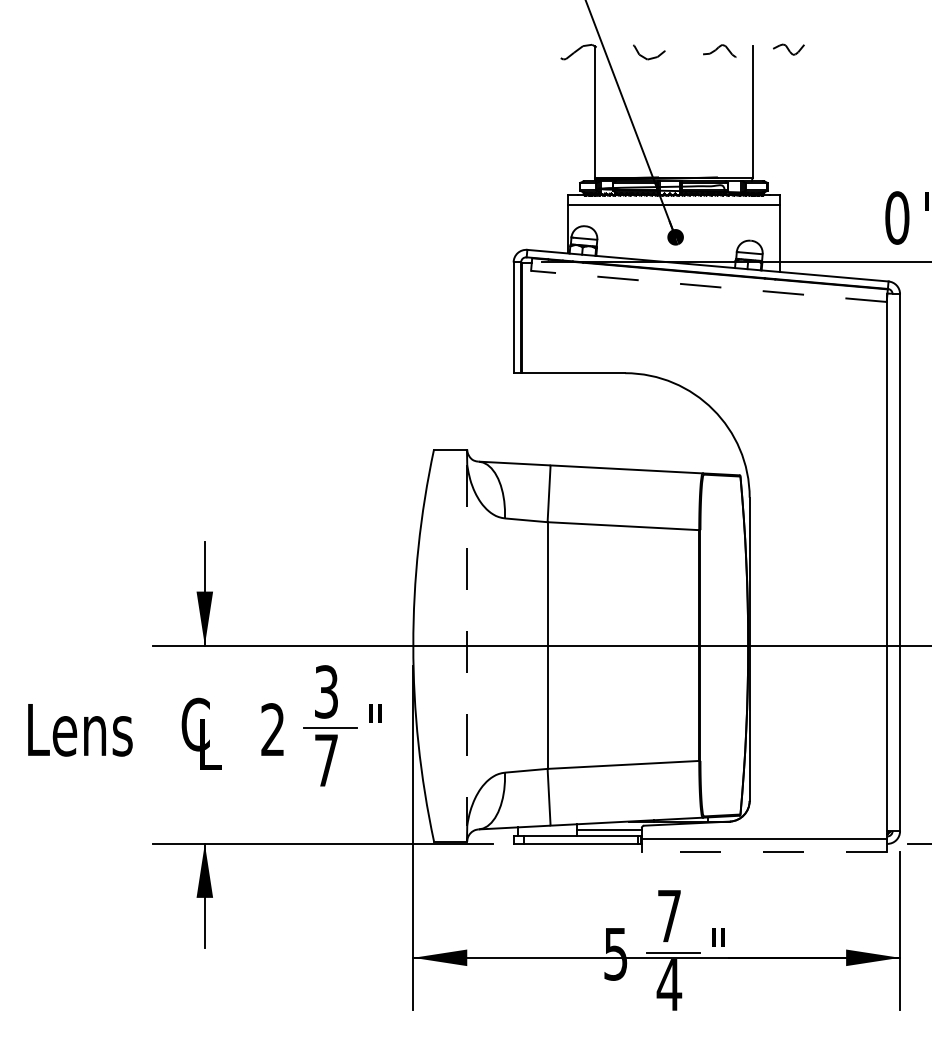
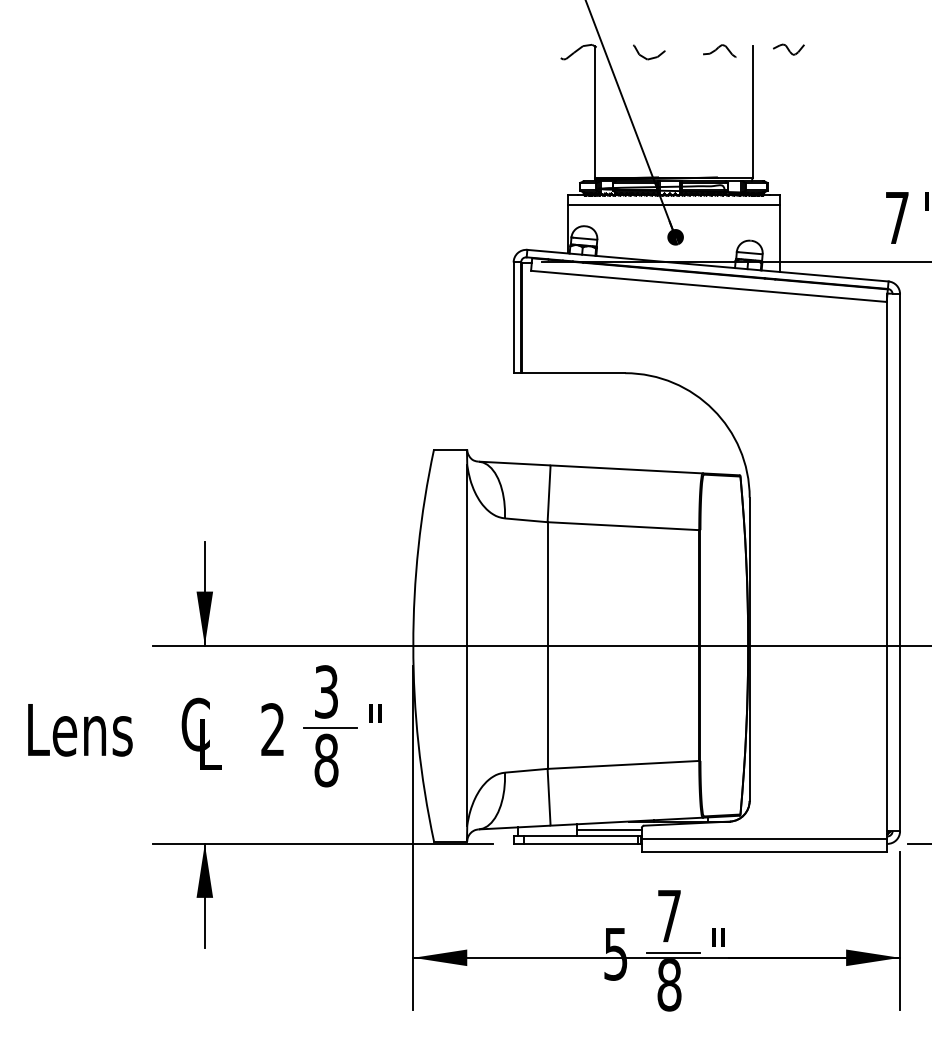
text: 0 -> 7 (897, 217)
line: dashed -> solid (708, 286)
line: dashed -> solid (467, 646)
text: 7 -> 8 (326, 760)
line: dashed -> solid (764, 851)
text: 4 -> 8 (669, 985)
